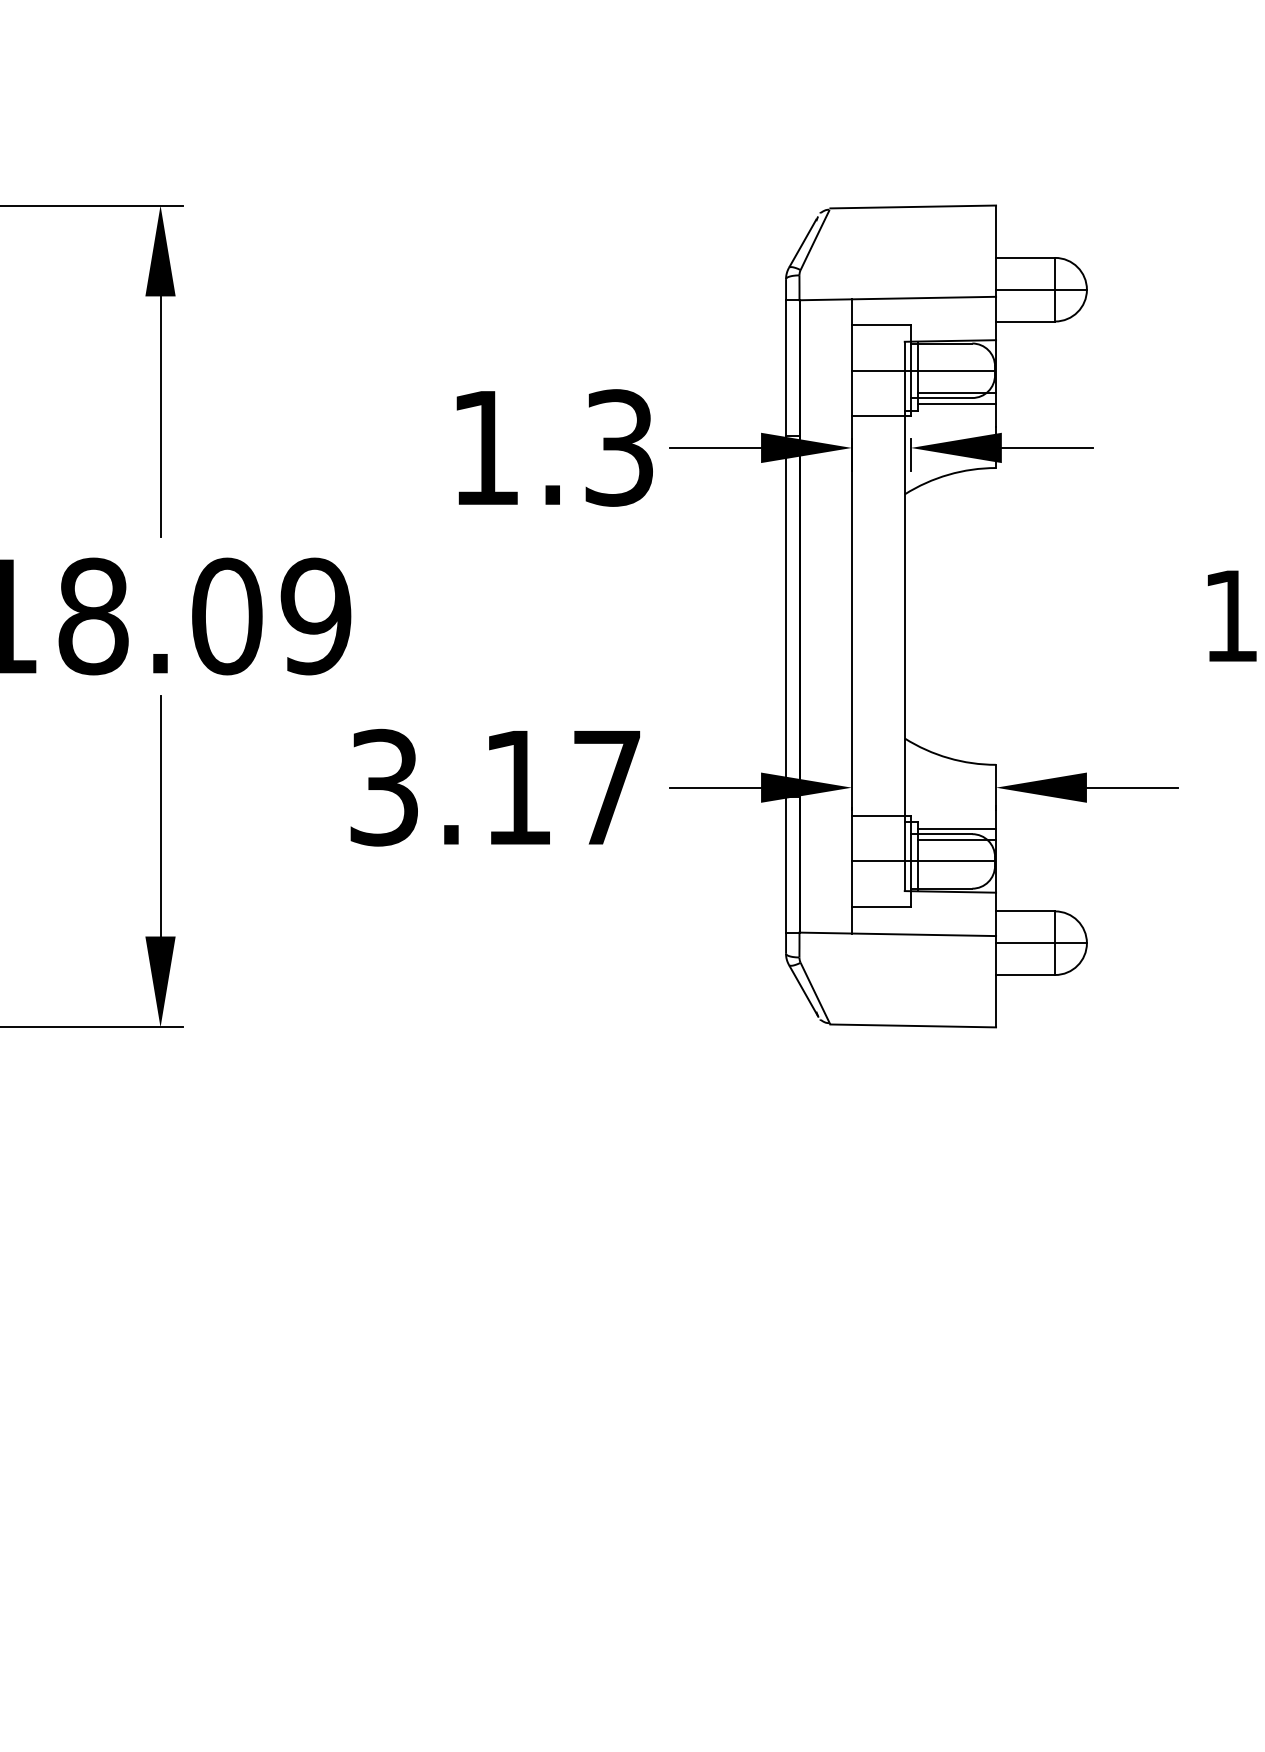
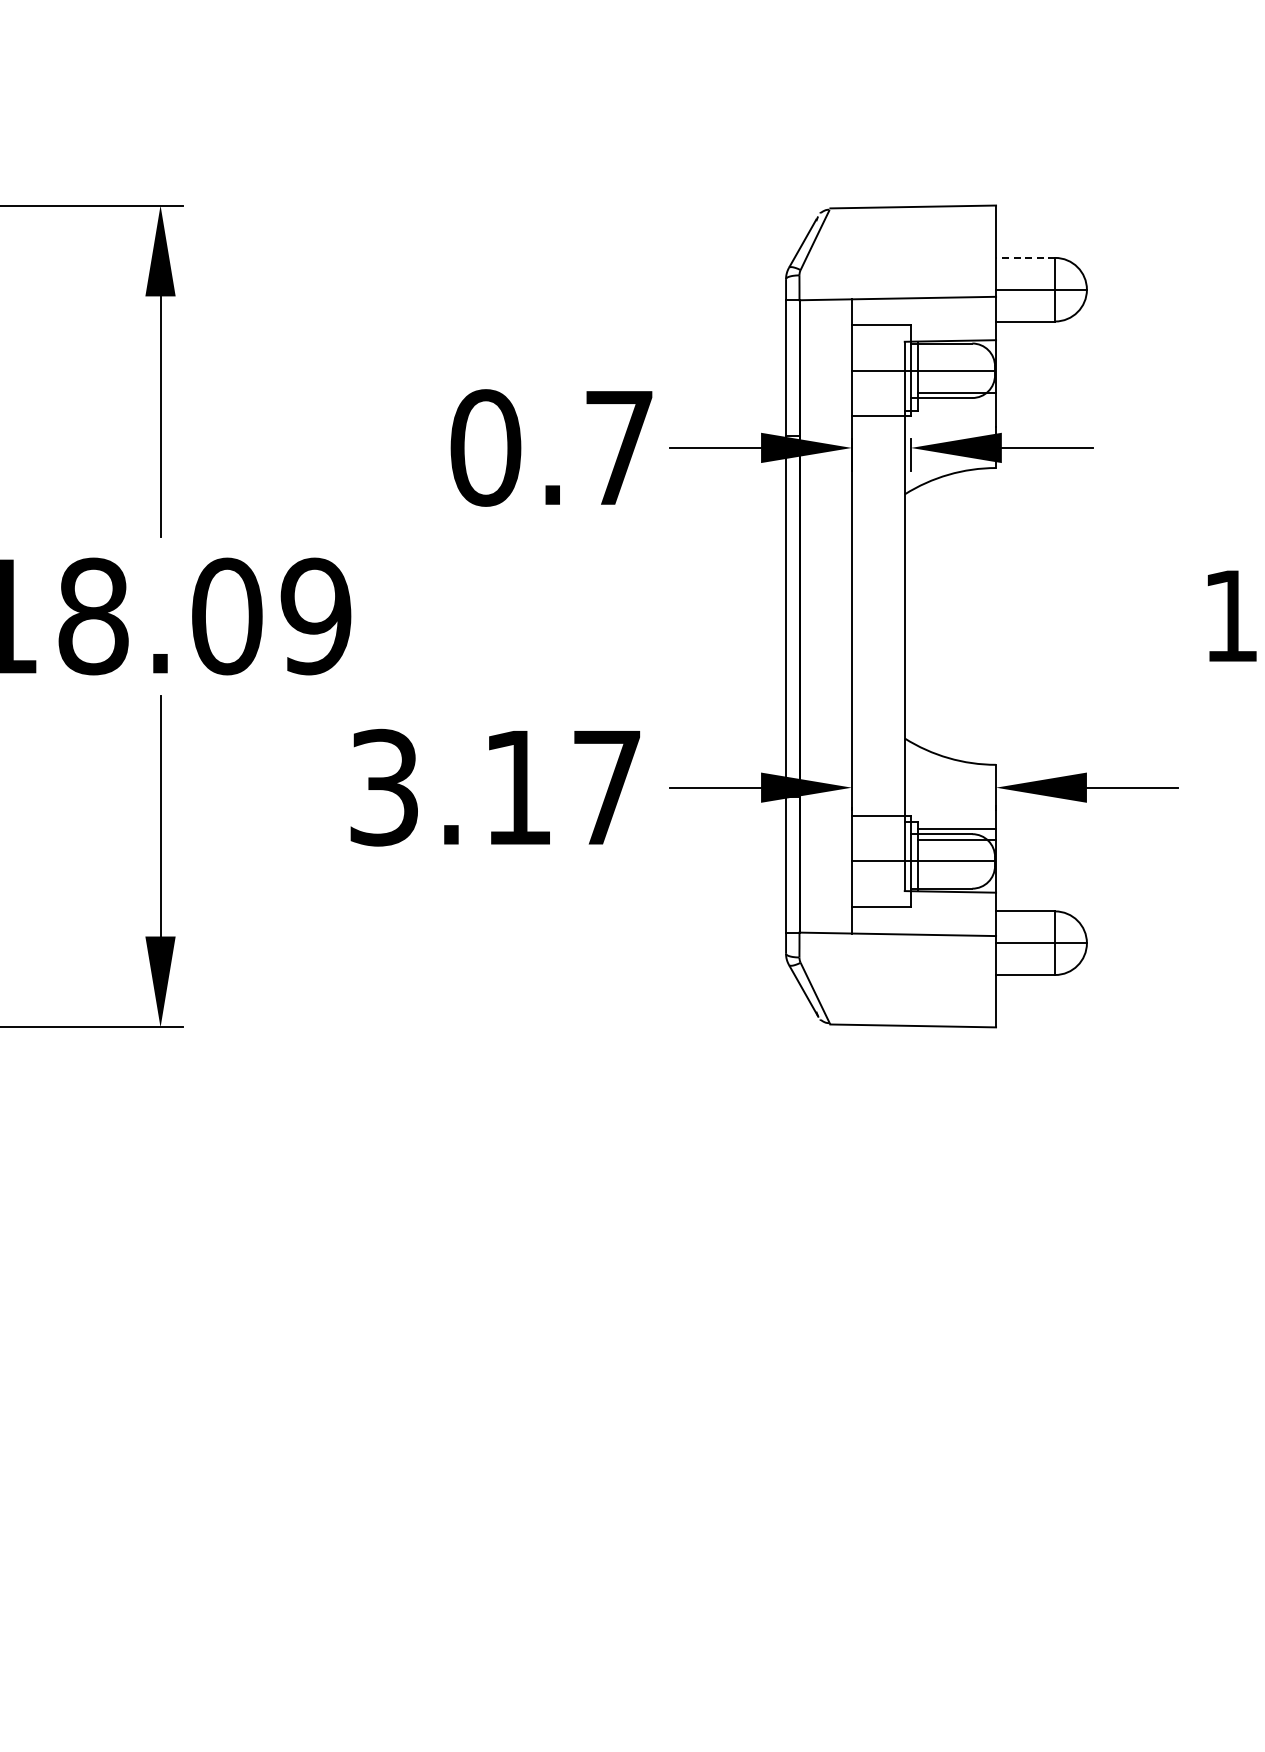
line: solid -> dashed (1025, 257)
line: present -> none (957, 404)
text: 1.3 -> 0.7 (551, 447)
